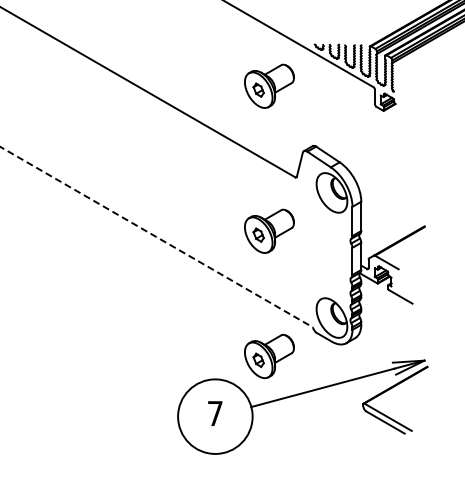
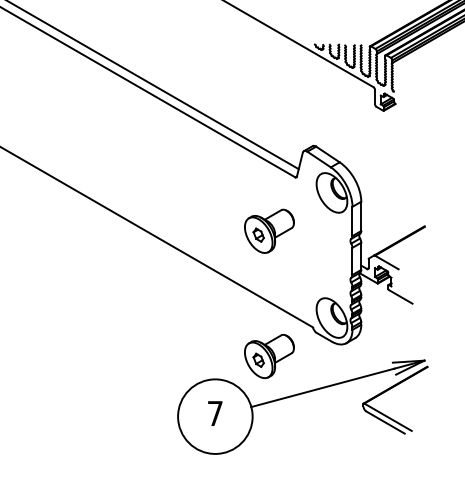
line: none -> present (153, 85)
part: present -> none (269, 85)
line: dashed -> solid (157, 237)
